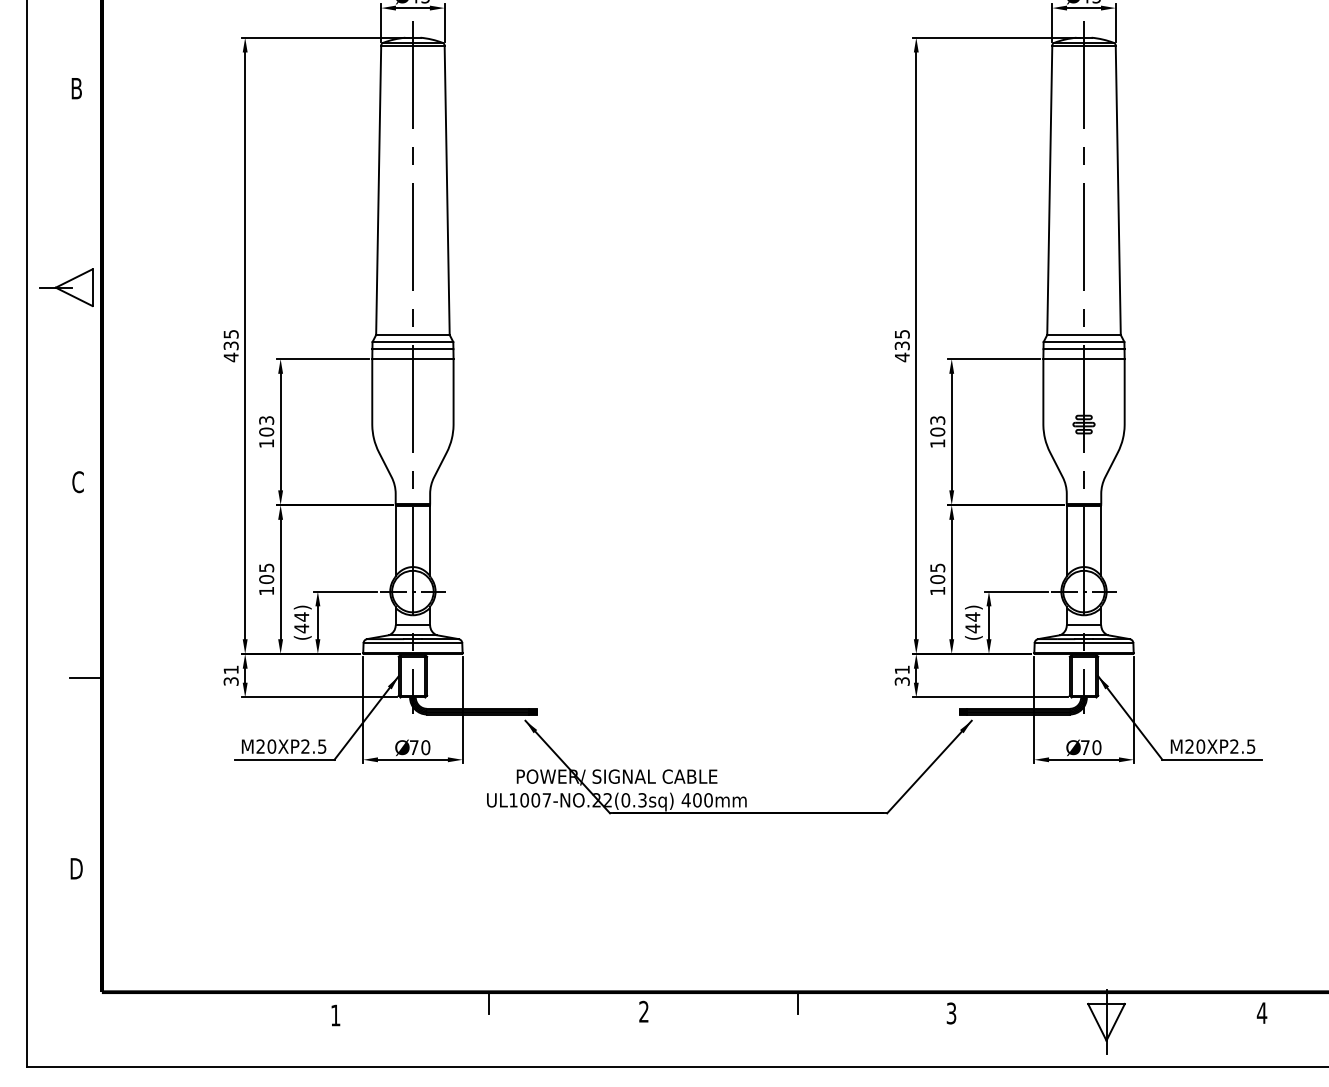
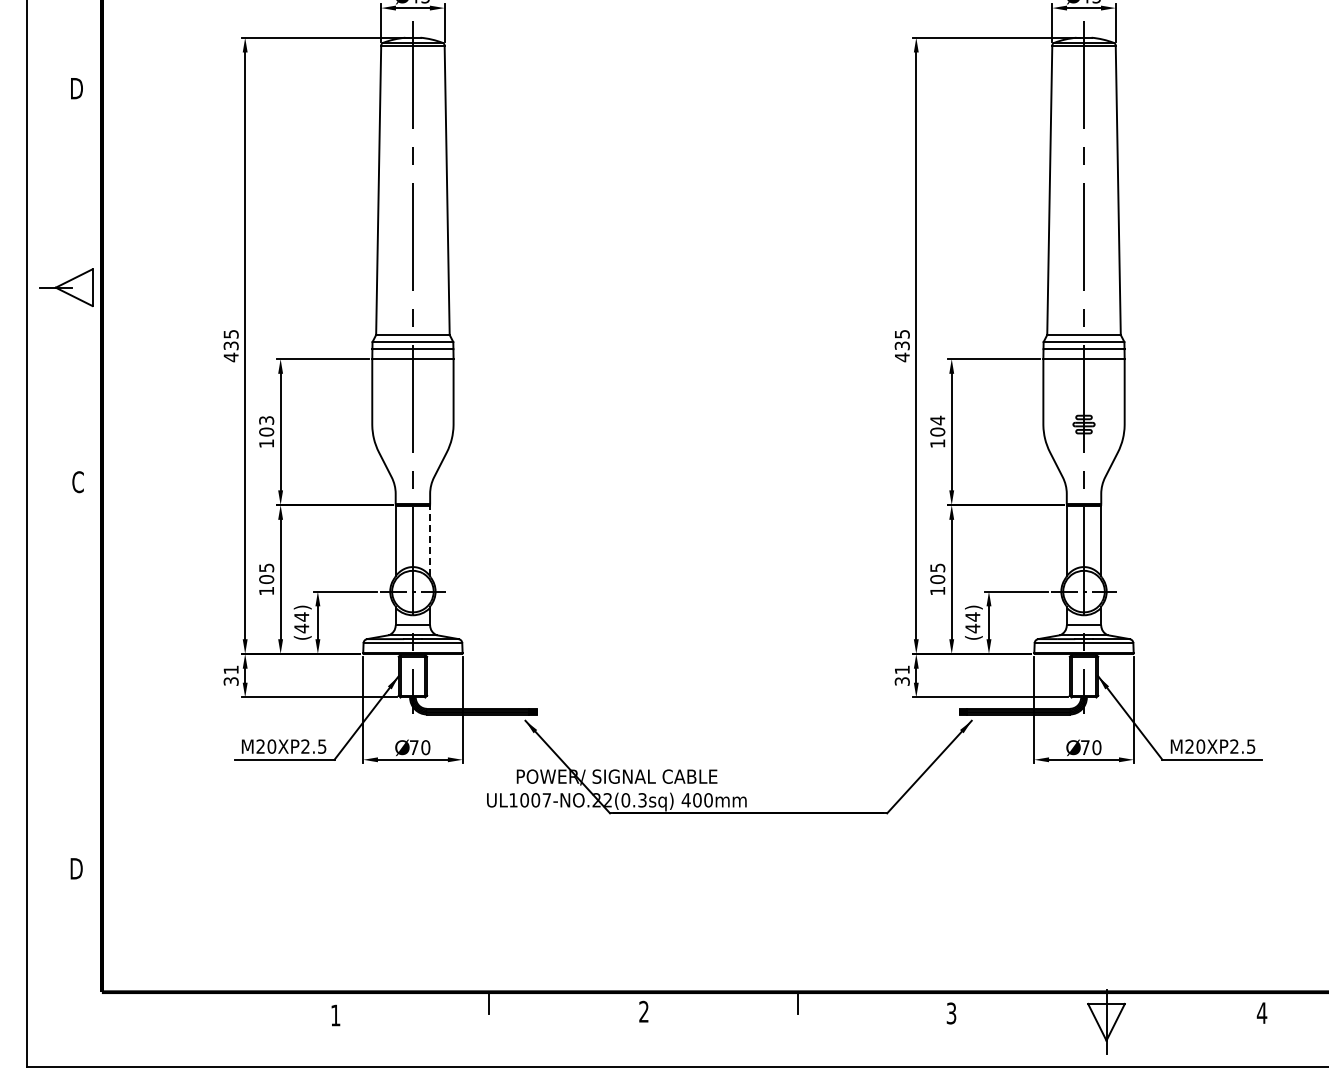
text: B -> D (76, 88)
text: 103 -> 104 (937, 420)
line: solid -> dashed (430, 540)
line: present -> none (85, 677)
